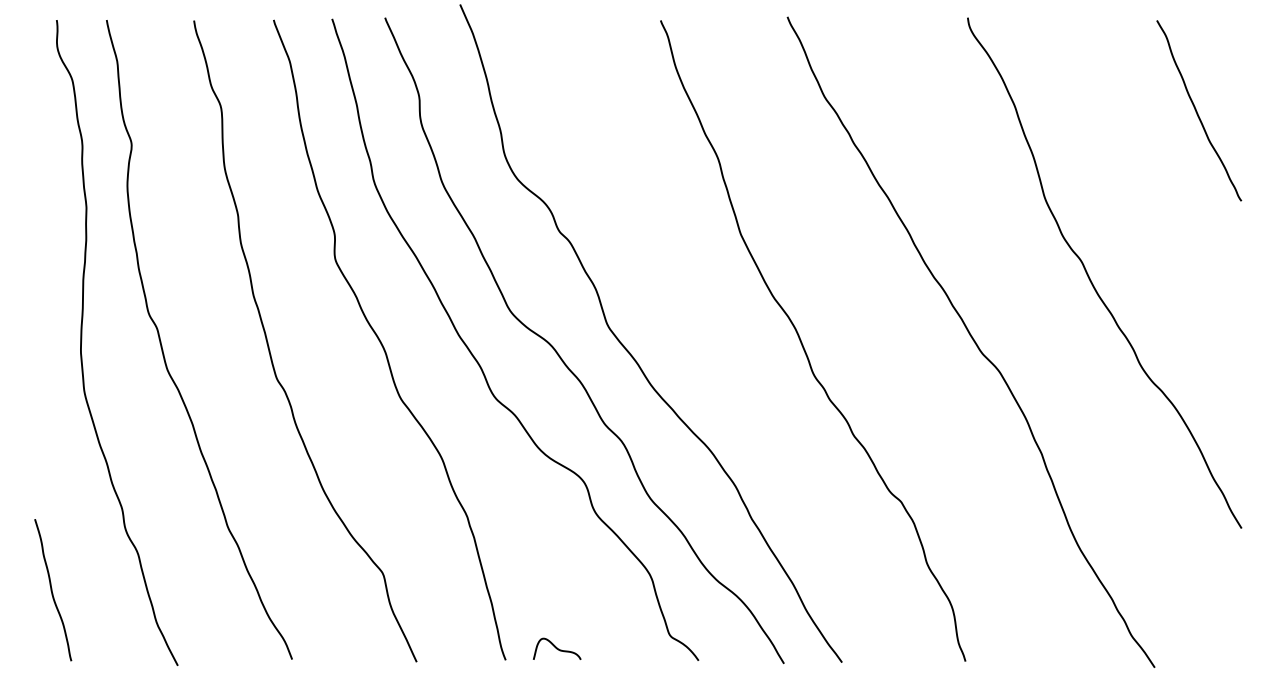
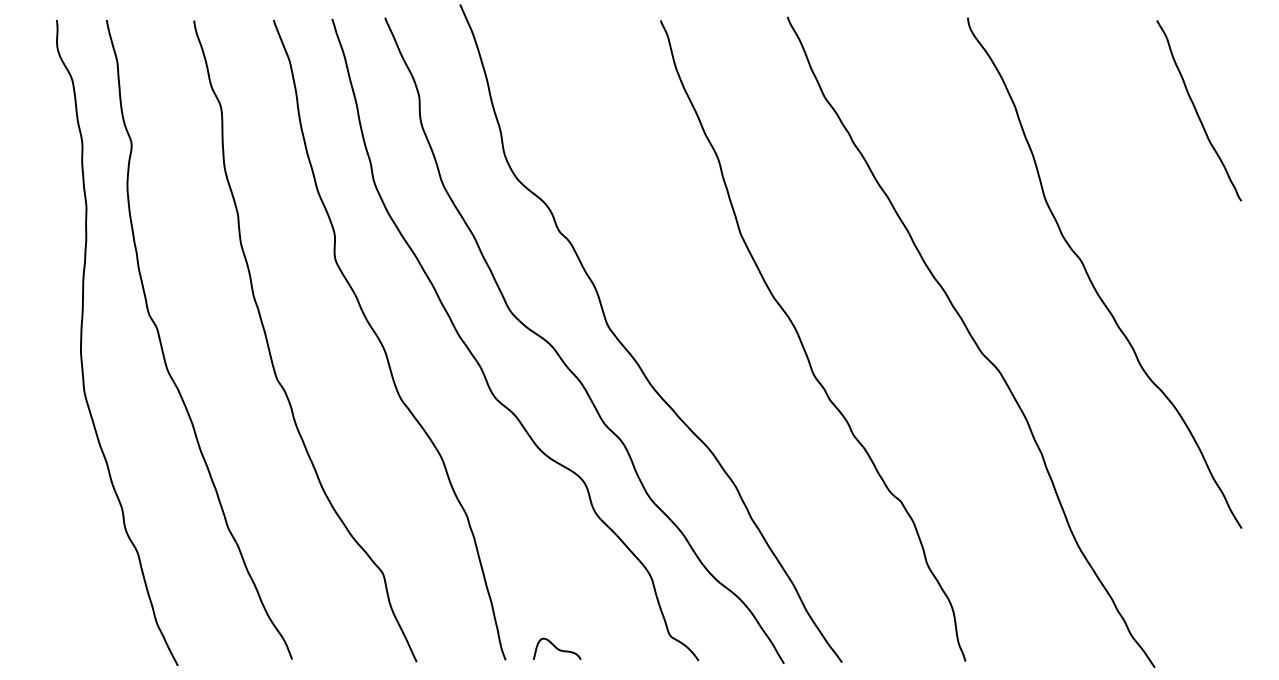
curve: present -> none (52, 590)
